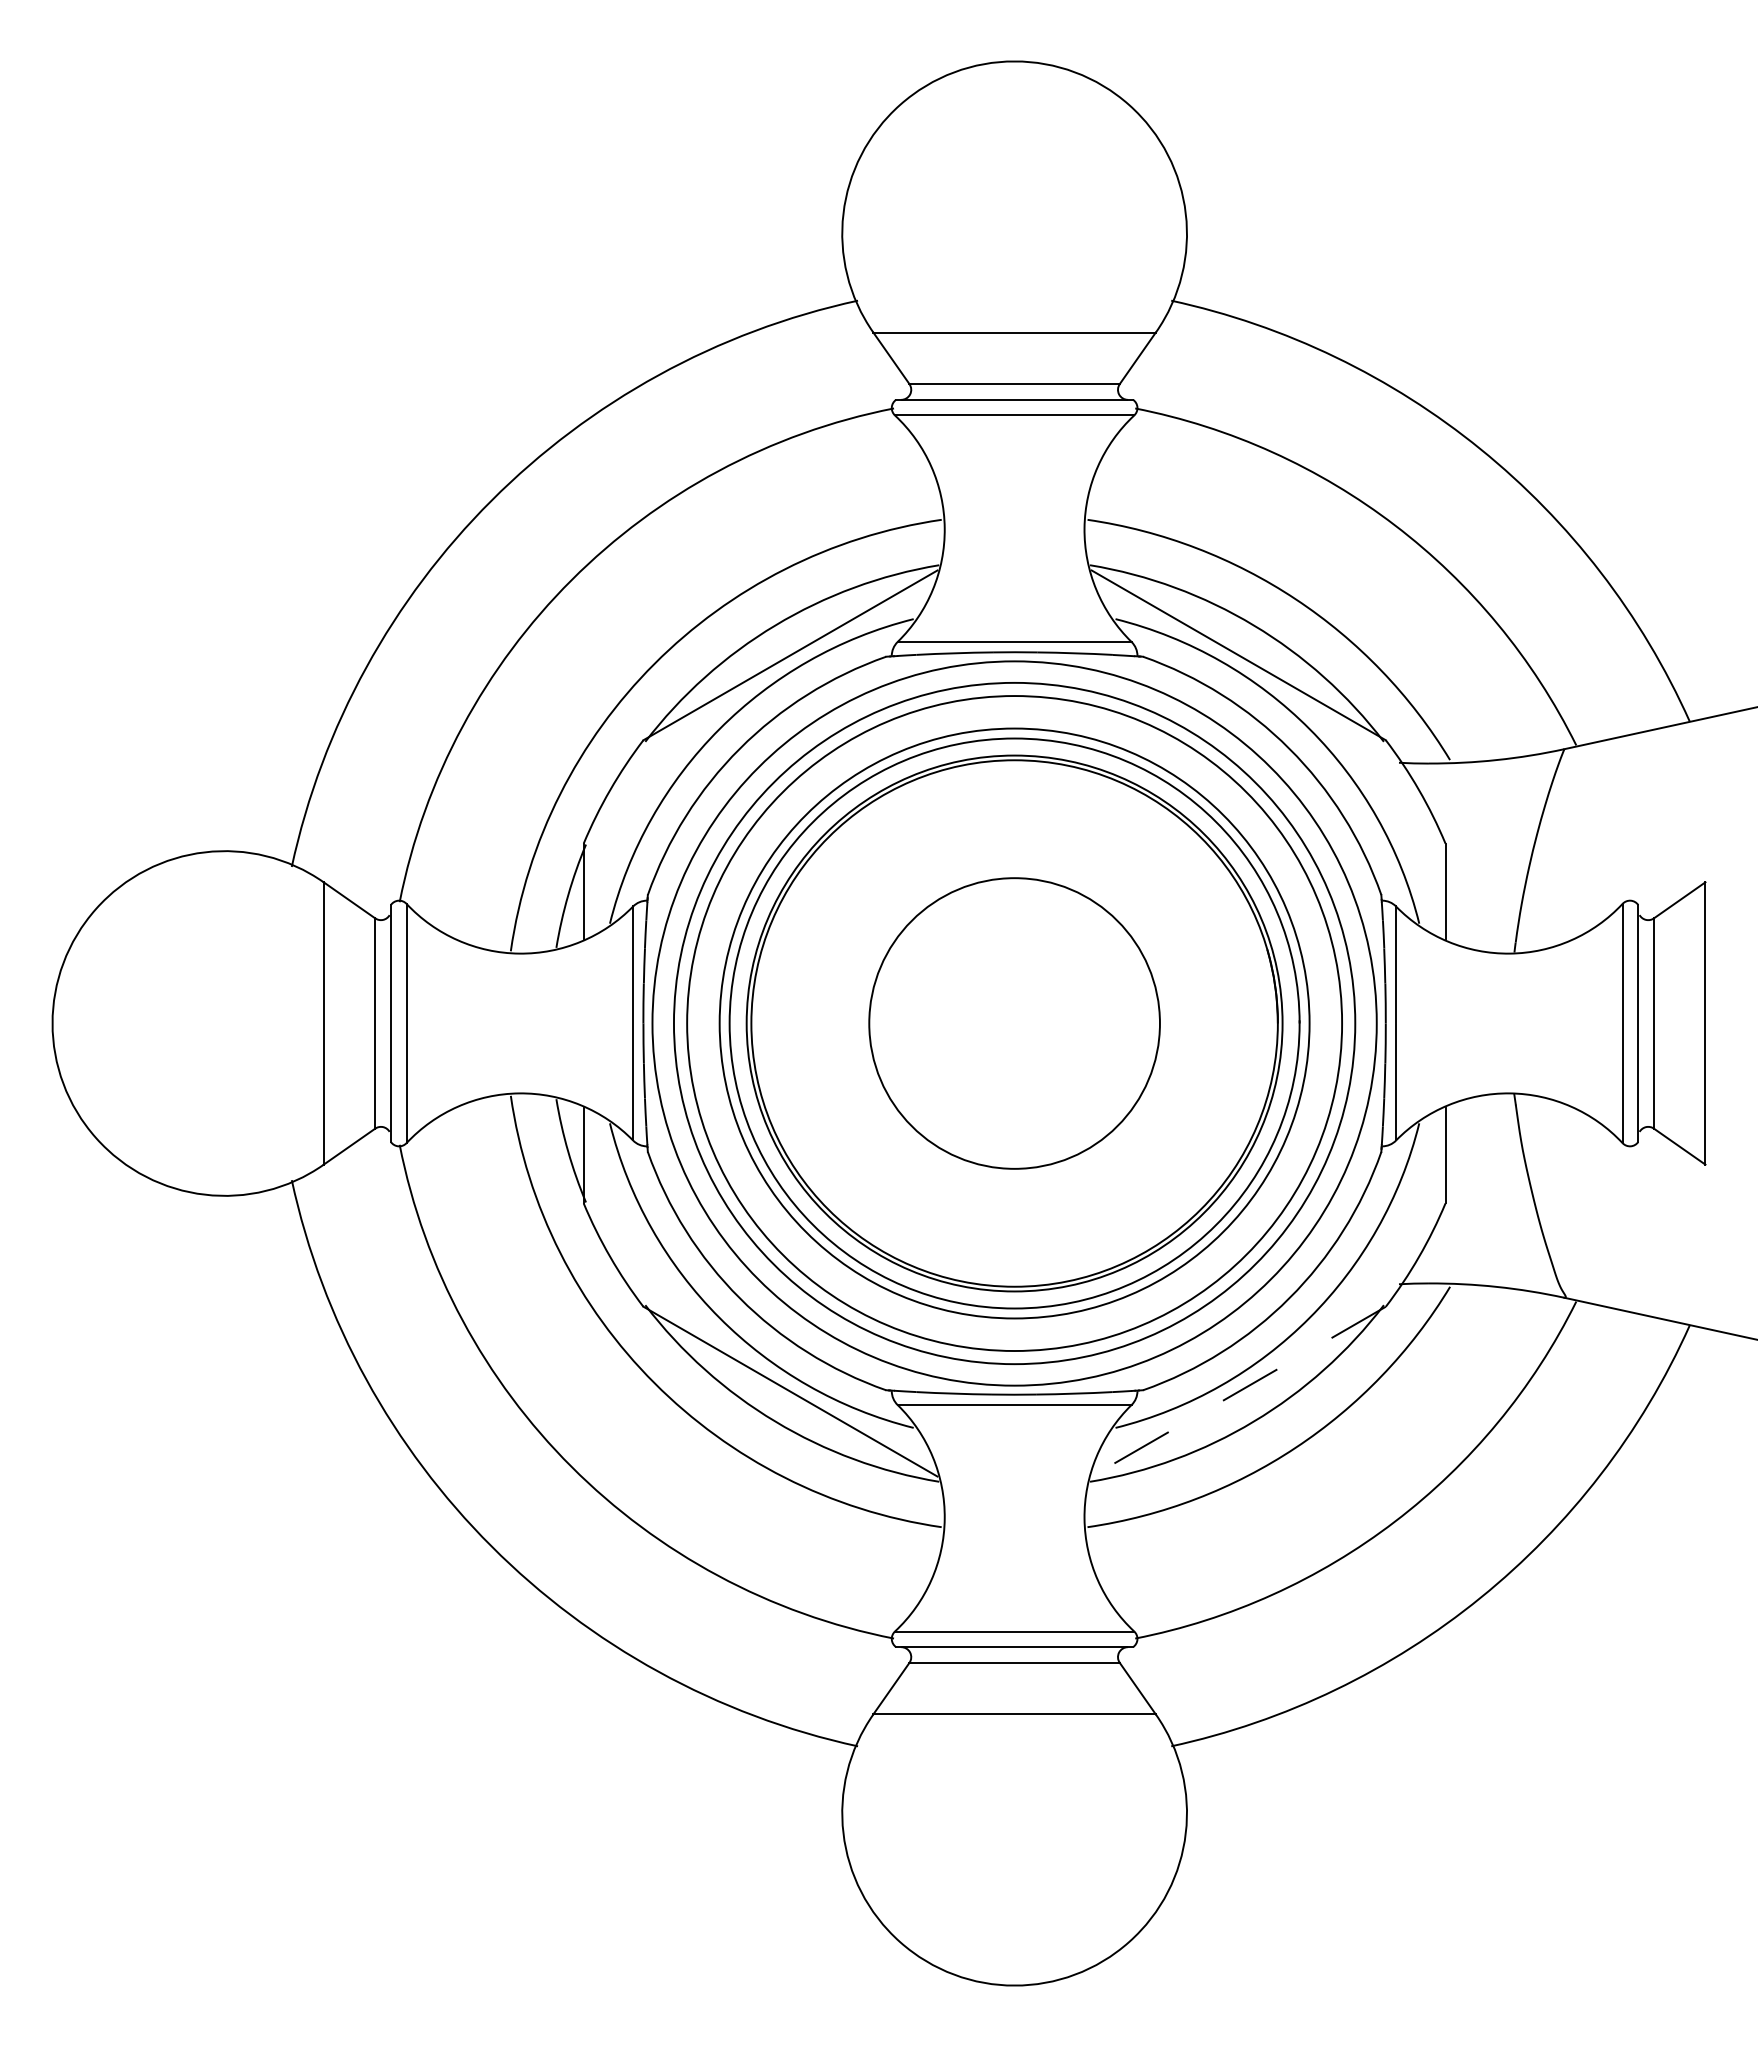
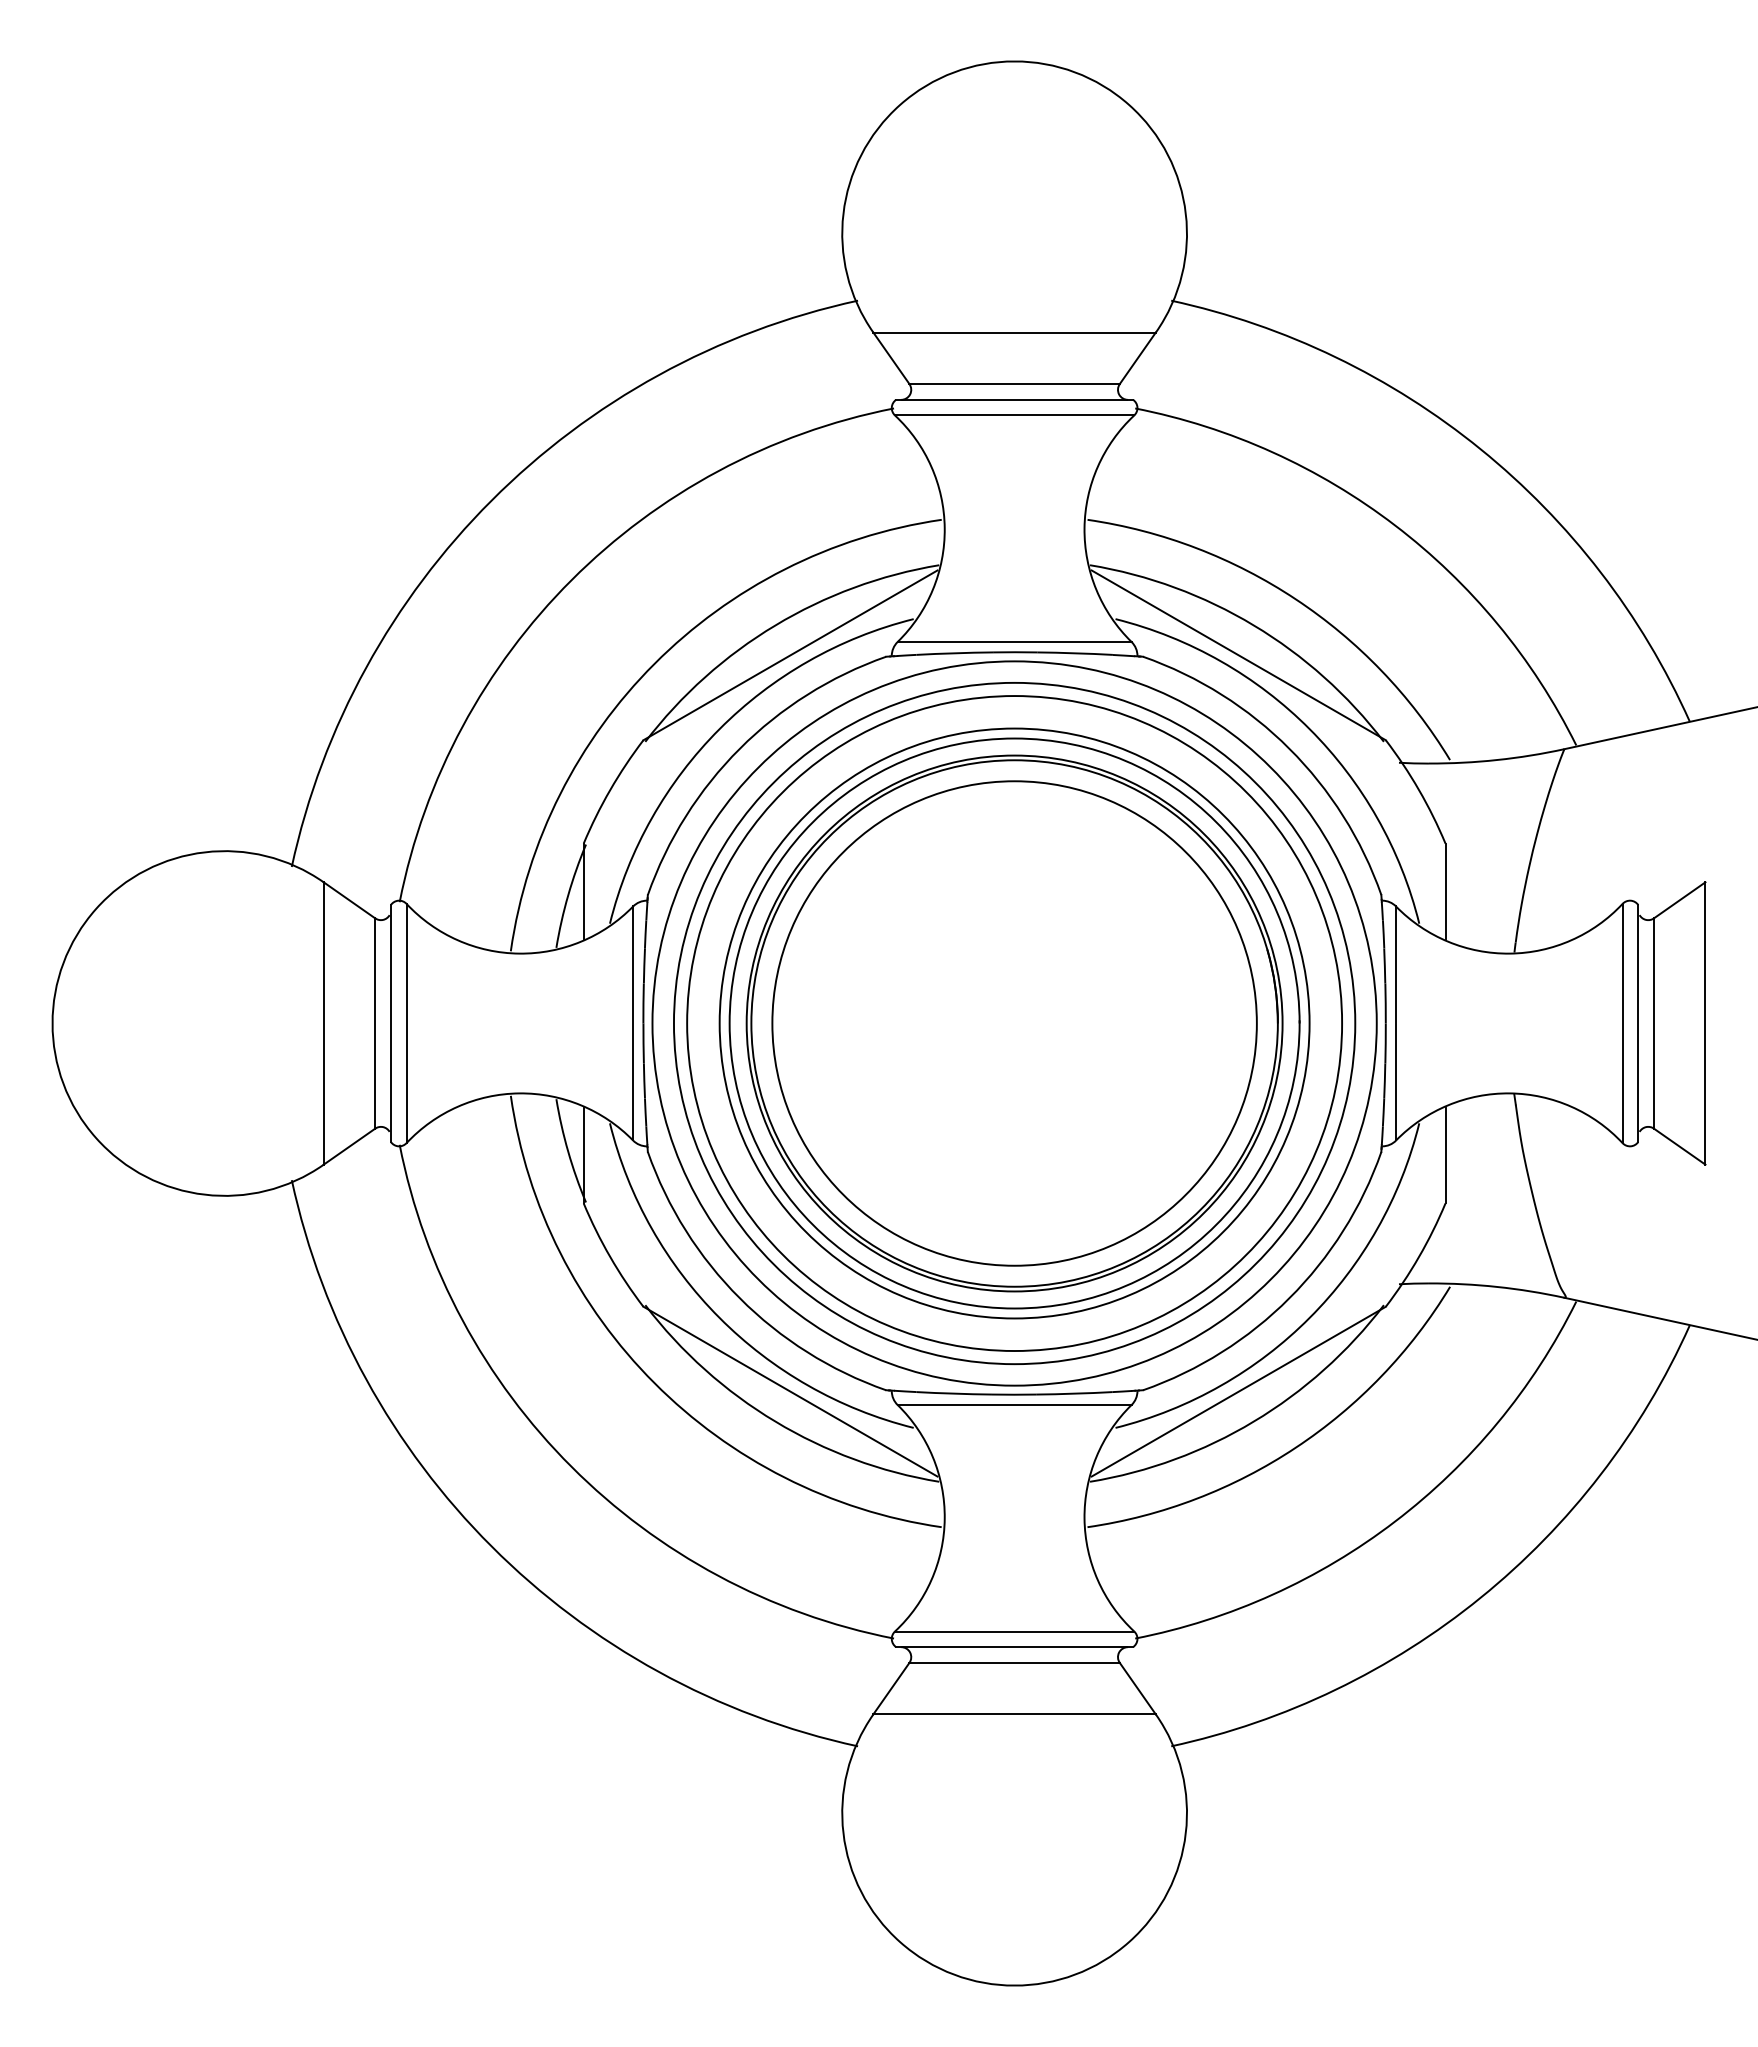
circle diameter: 291 px -> 484 px (1014, 1023)
line: dashed -> solid (1238, 1391)
